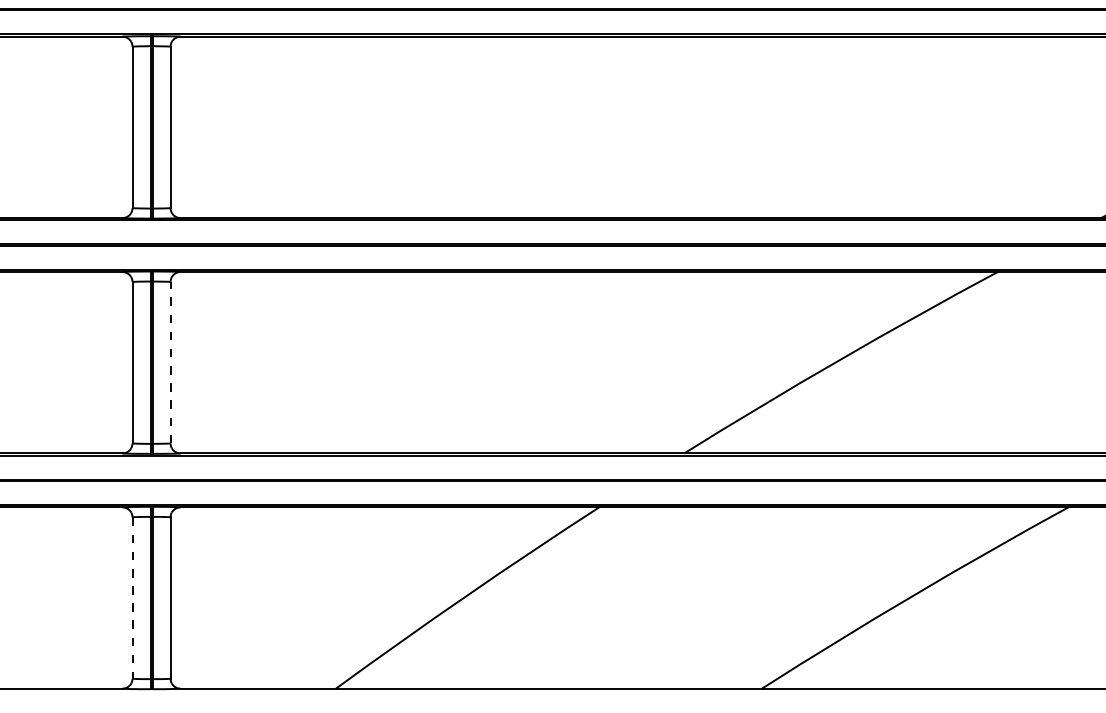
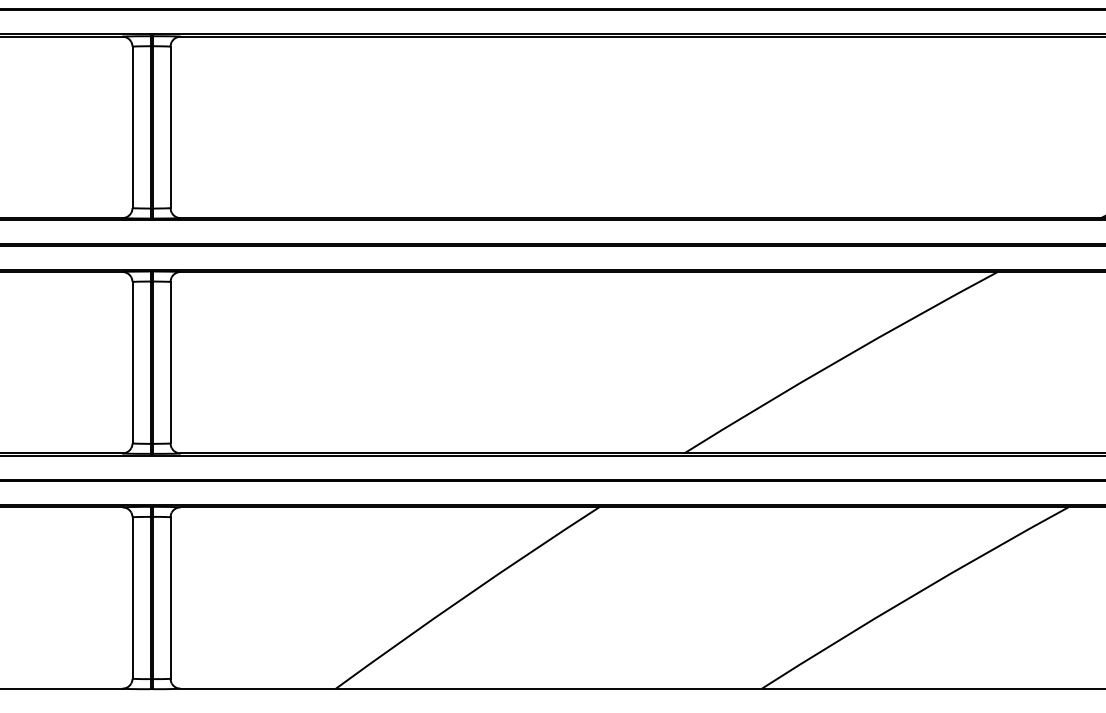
line: dashed -> solid (170, 362)
line: dashed -> solid (132, 598)
